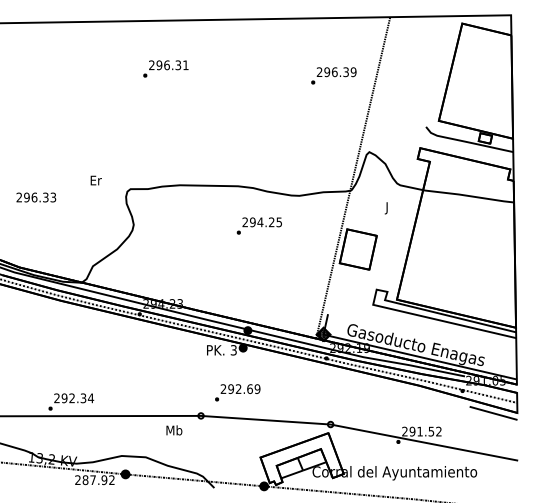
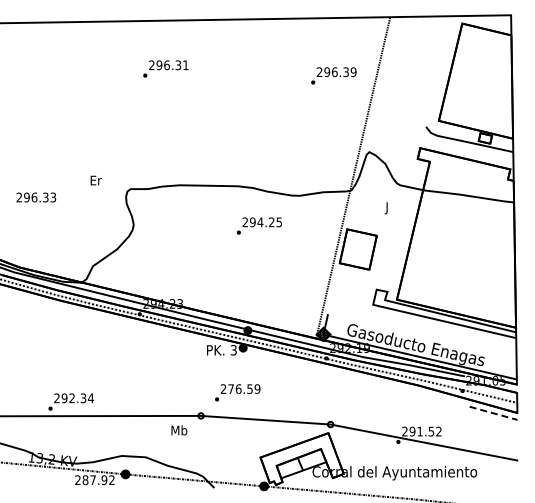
text: 292.69 -> 276.59 (240, 389)
line: solid -> dashed (493, 413)
text position: (174, 430) -> (179, 430) (179, 430)
